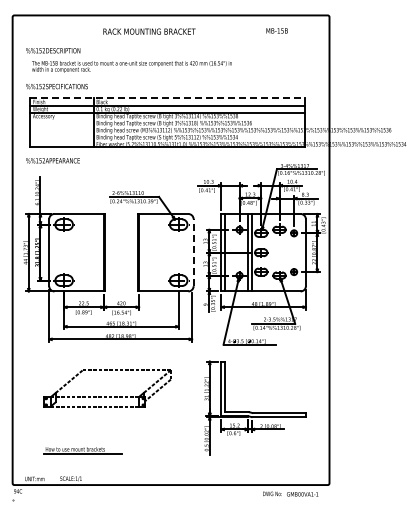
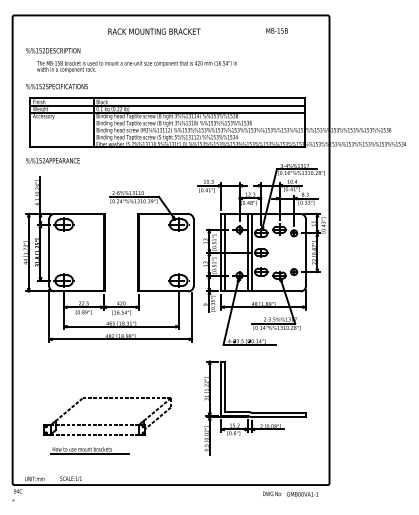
text position: (149, 31) -> (154, 31) (154, 31)
text position: (131, 66) -> (136, 66) (136, 66)
line: dashed -> solid (168, 98)
line: dashed -> solid (193, 252)
part position: (106, 396) -> (106, 424) (106, 424)
part position: (82, 450) -> (89, 450) (89, 450)
